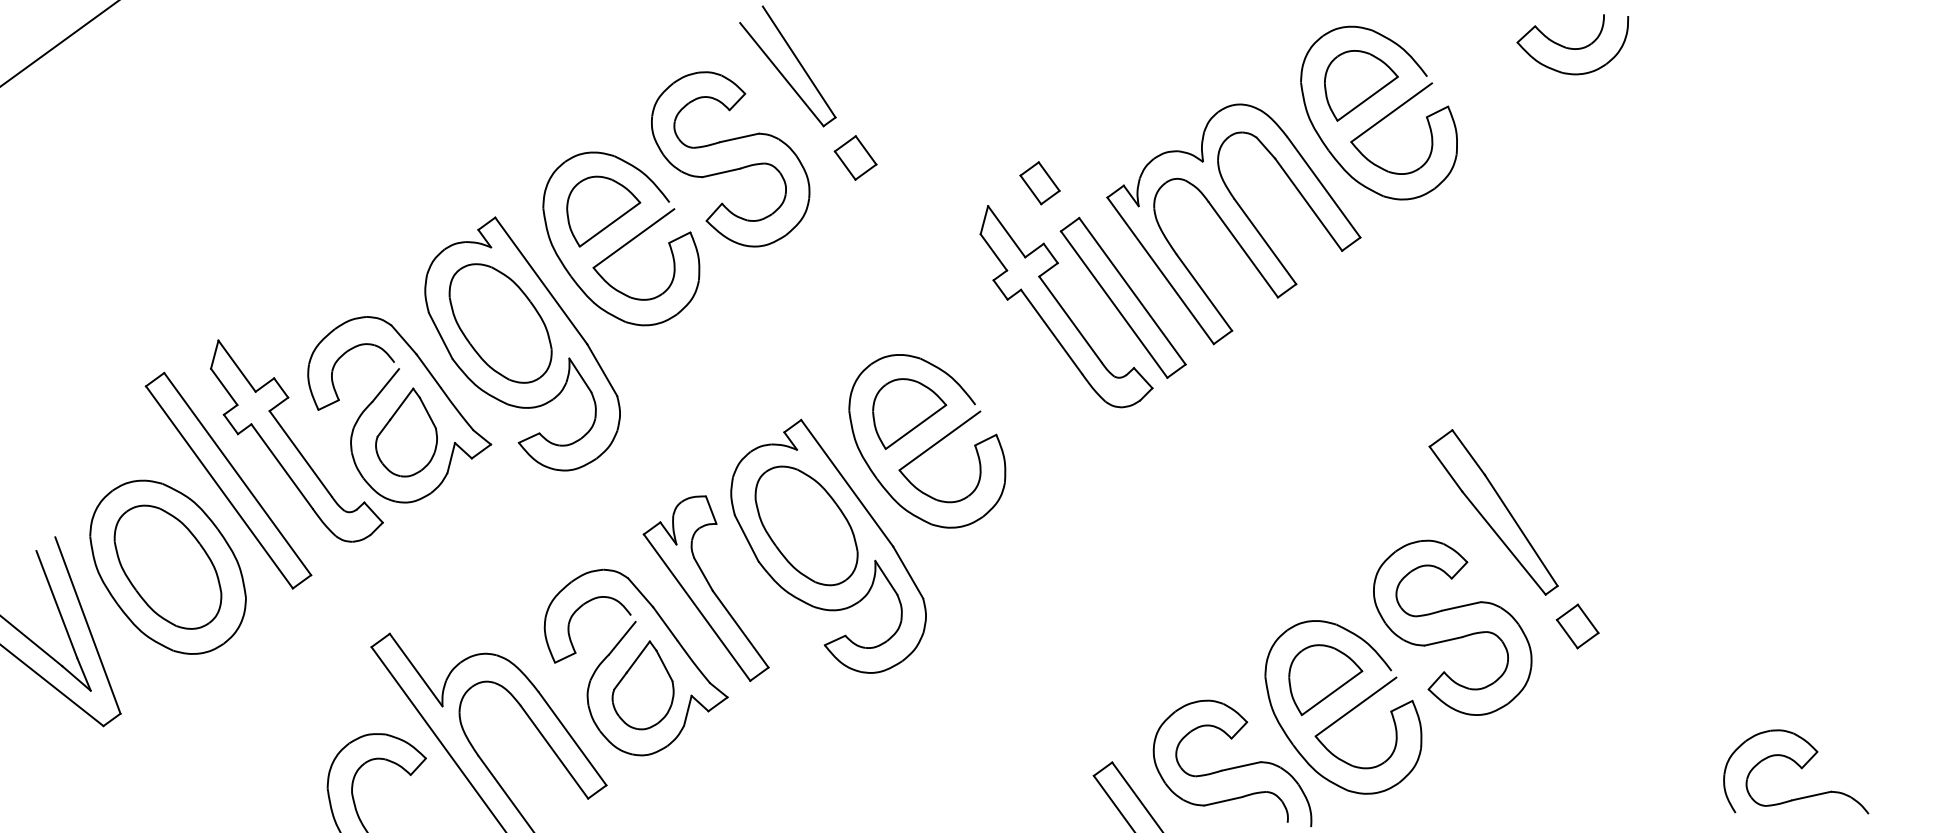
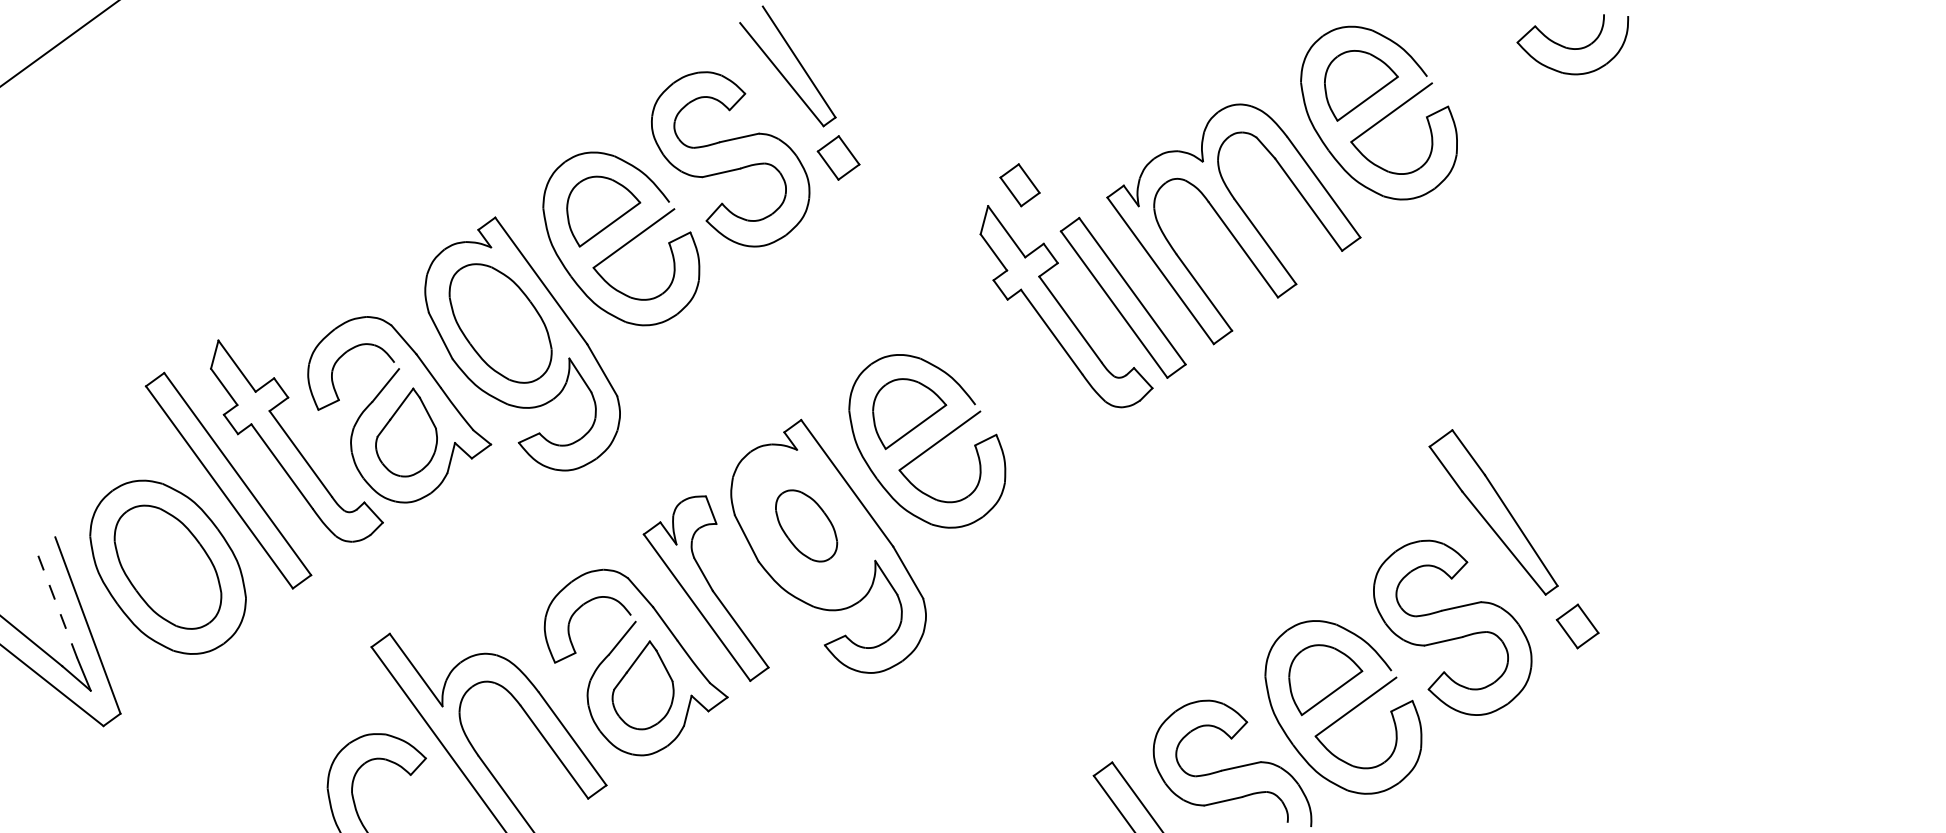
part position: (855, 157) -> (838, 157) (838, 157)
part position: (1039, 183) -> (1019, 185) (1019, 185)
part size: 105x122 px -> 64x74 px (806, 525)
line: solid -> dashed (56, 604)
part: present -> none (1796, 771)
